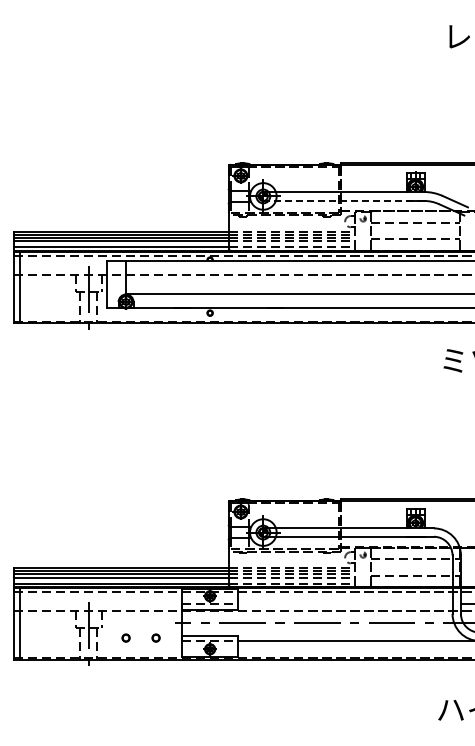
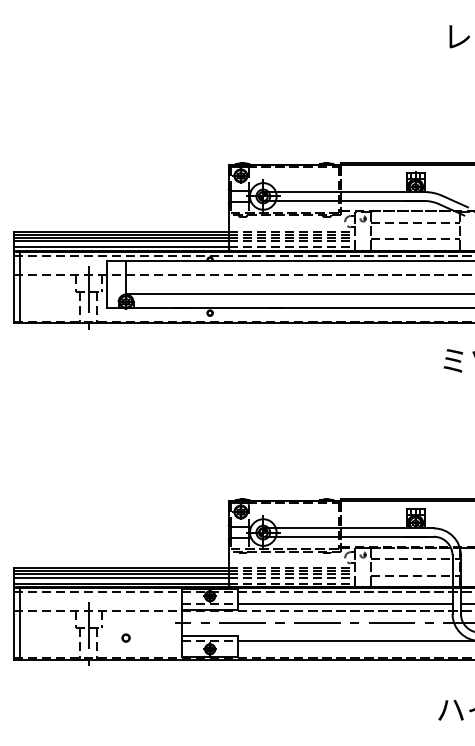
line: dashed -> solid (344, 200)
line: none -> present (345, 604)
part: present -> none (155, 637)
